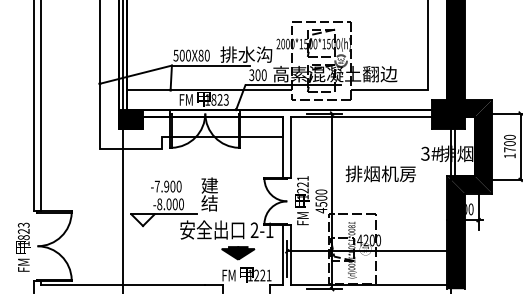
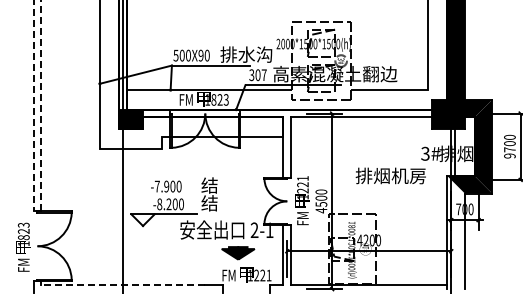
text: 500X80 -> 500X90 (200, 55)
text: 300 -> 307 (263, 75)
line: solid -> dashed (41, 105)
line: solid -> dashed (33, 106)
text: 1700 -> 9700 (509, 155)
text position: (380, 173) -> (390, 175) (390, 175)
text: 建 -> 结 (209, 185)
text: -8.000 -> -8.200 (168, 204)
fill: present -> none (455, 232)
line: solid -> dashed (123, 285)
